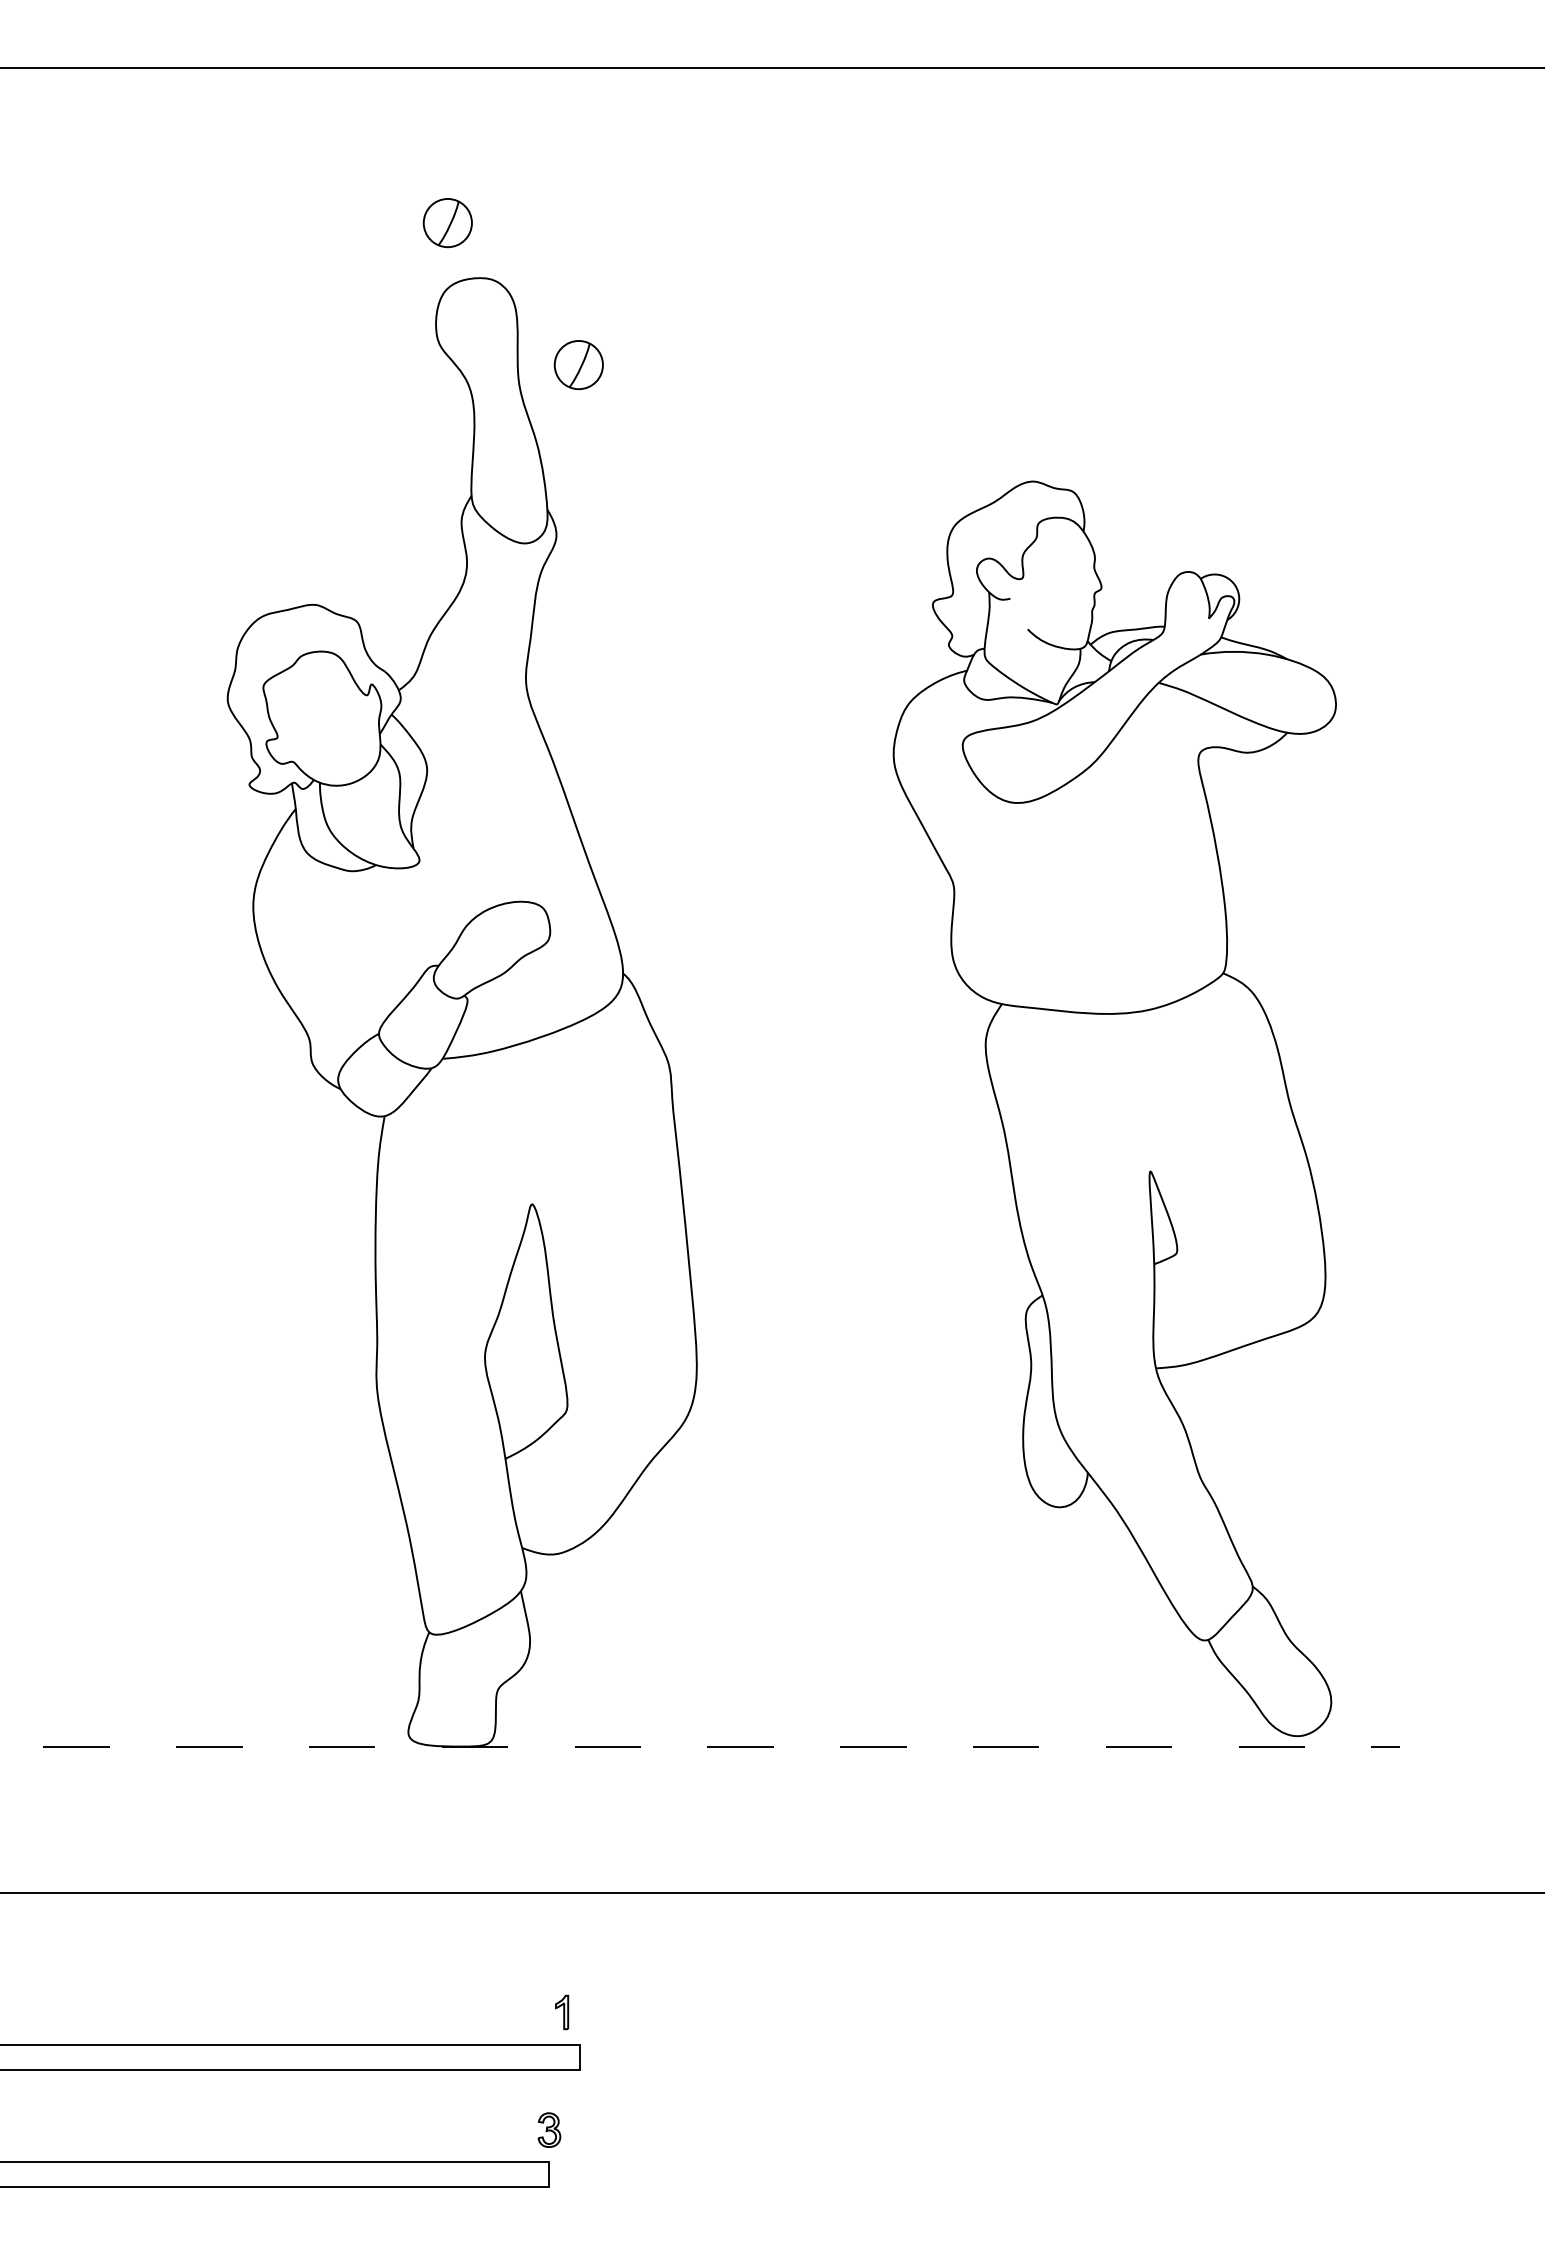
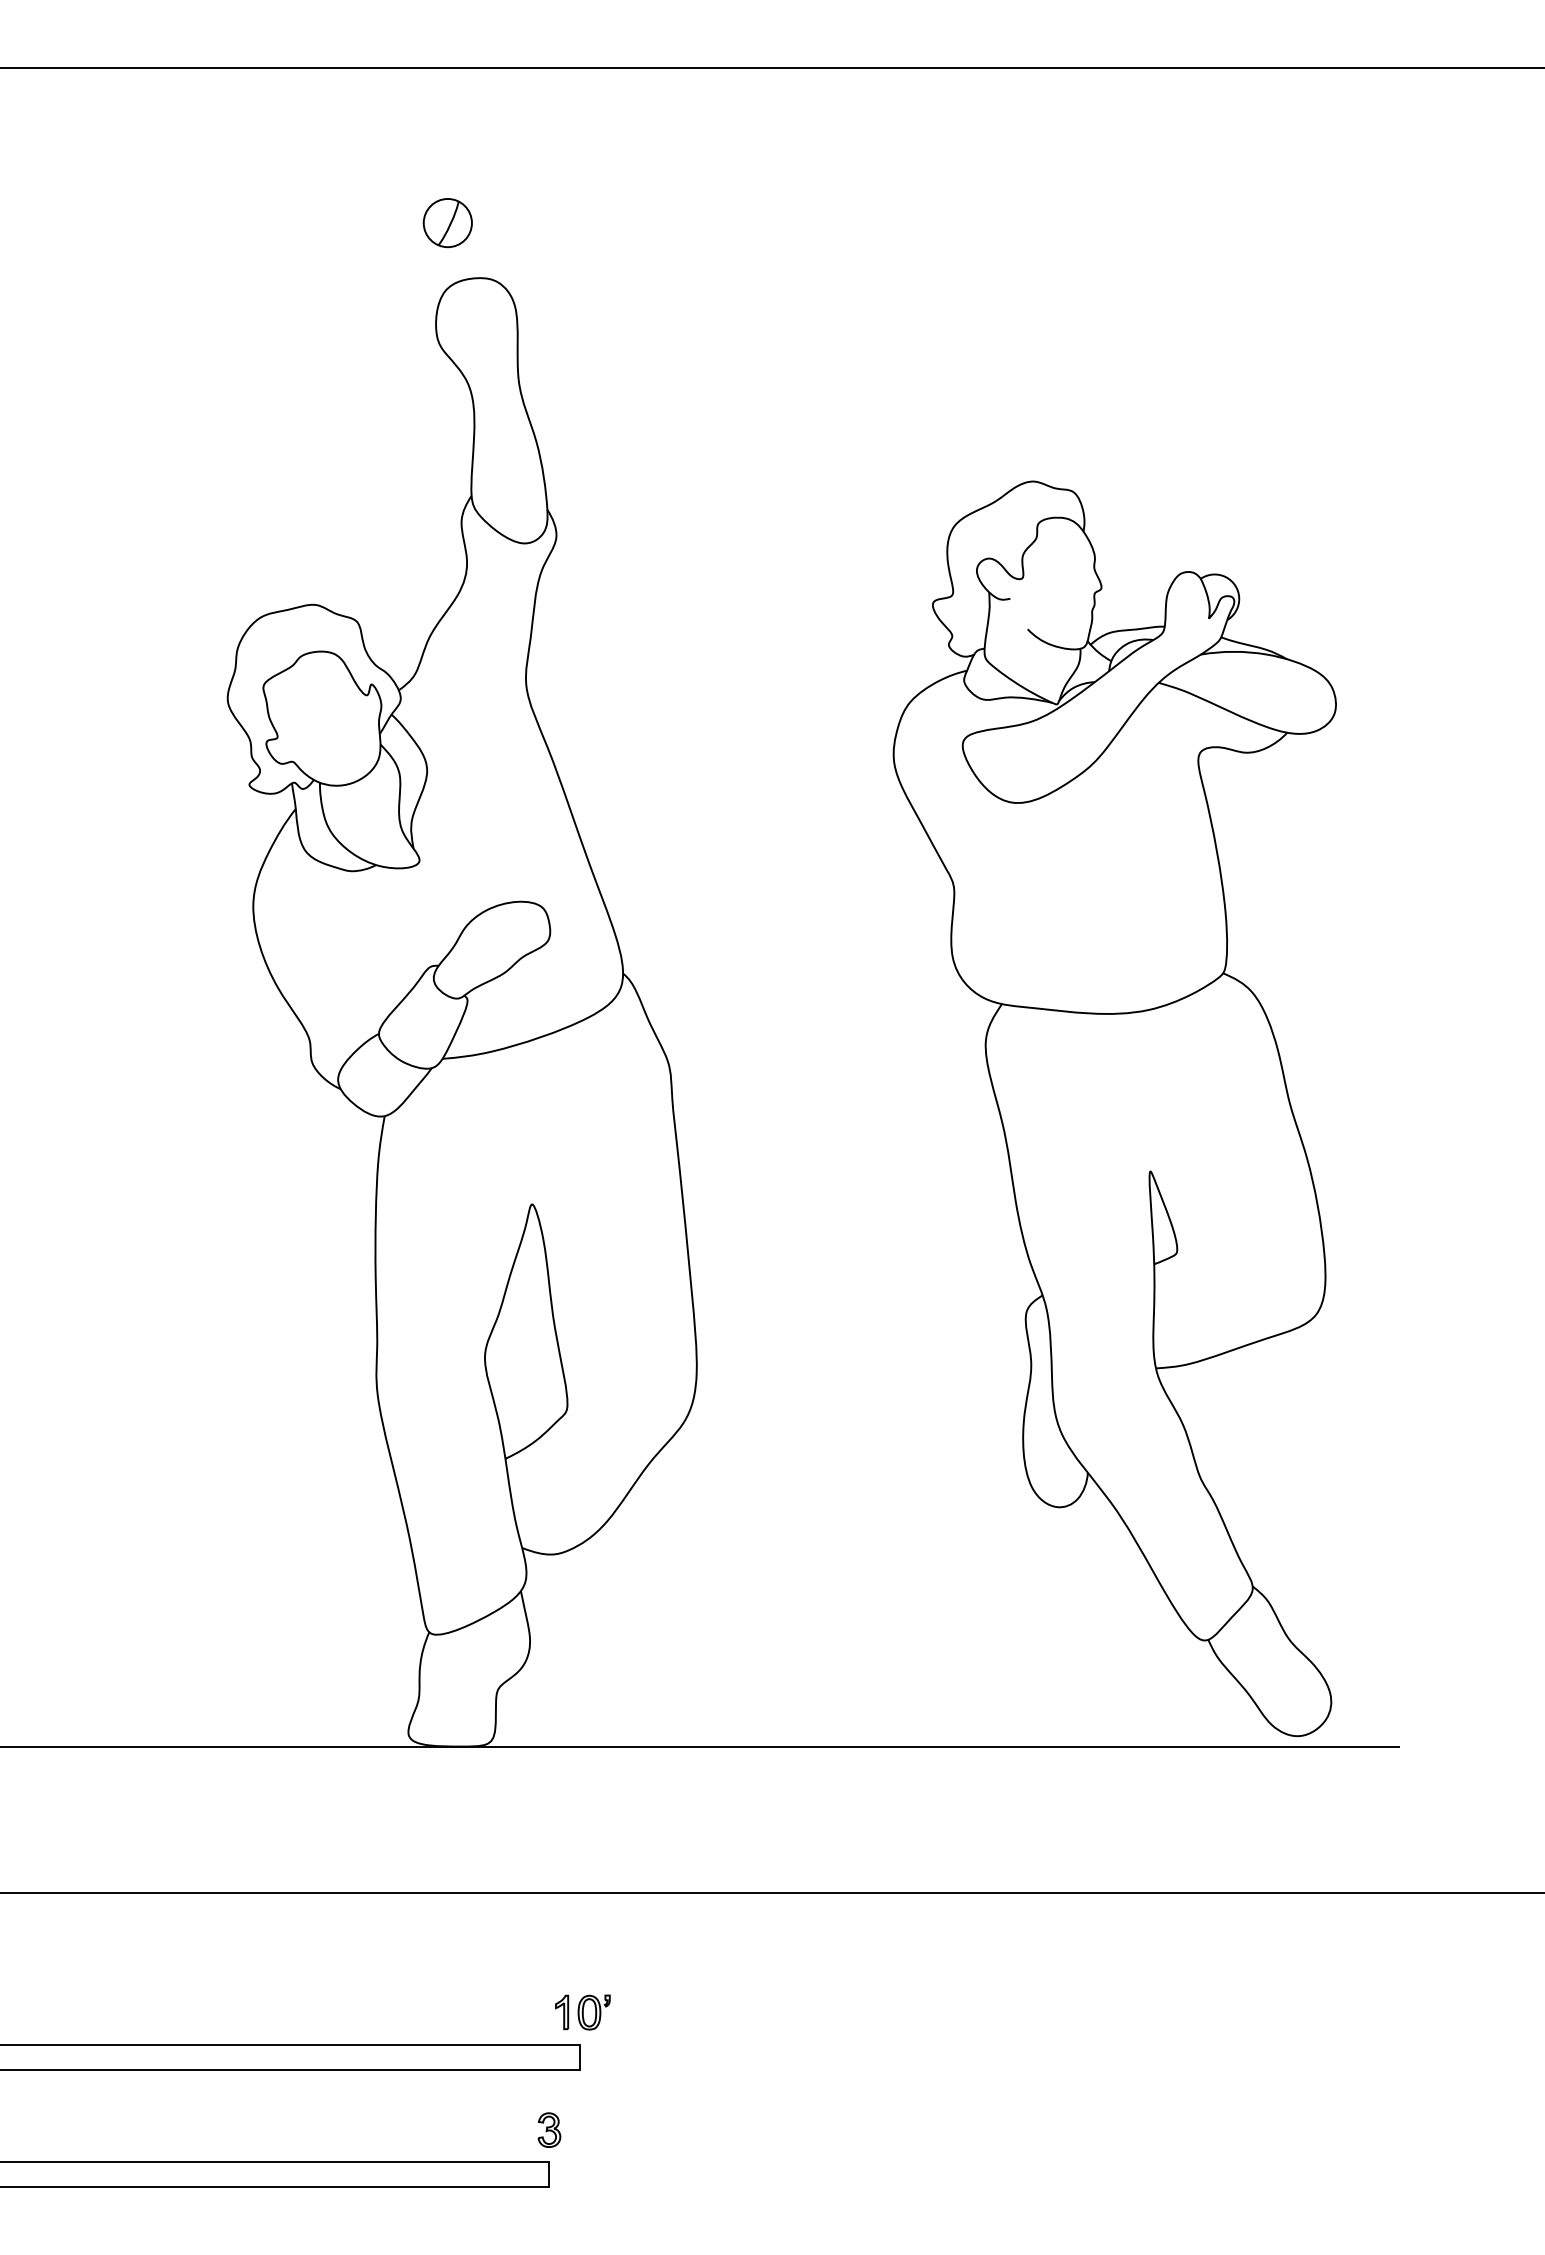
part: present -> none (578, 365)
line: dashed -> solid (700, 1746)
part: none -> present (593, 2012)
